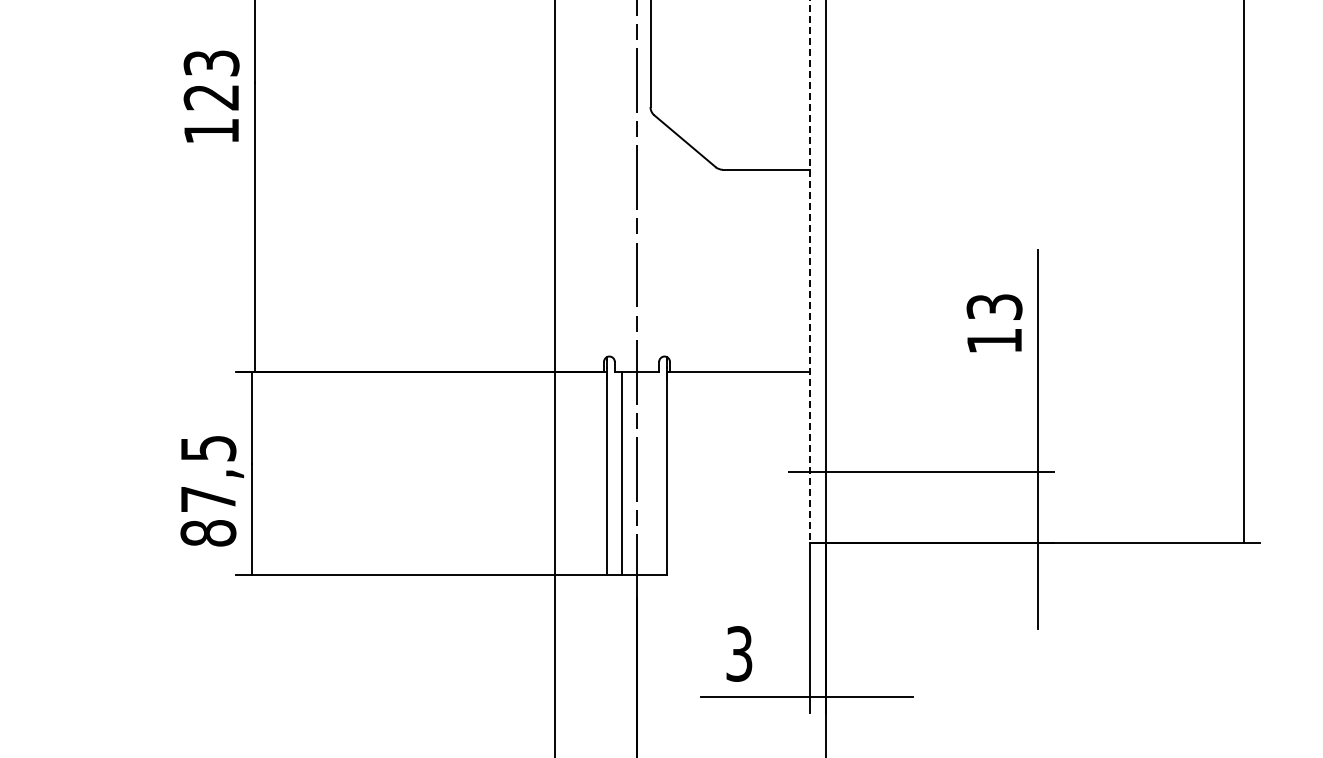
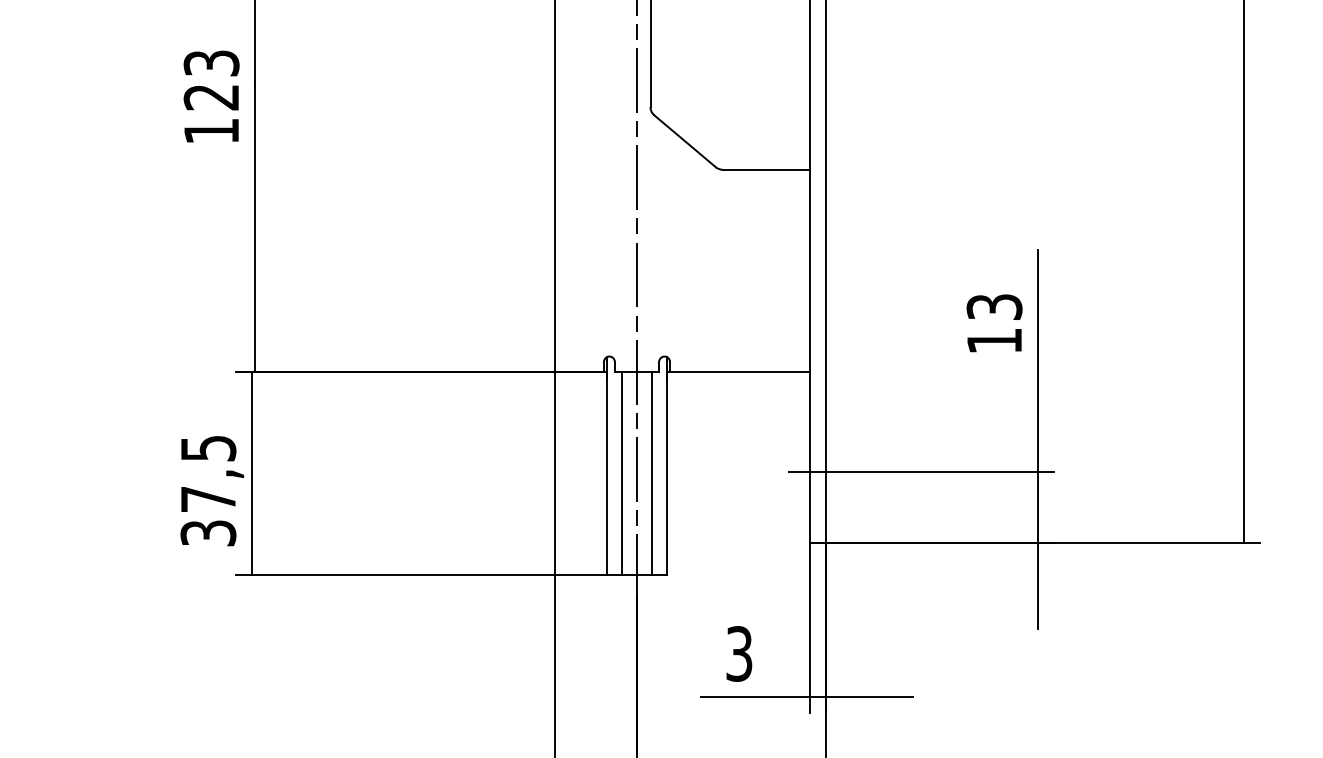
line: dashed -> solid (810, 271)
line: none -> present (651, 473)
text: 87,5 -> 37,5 (208, 533)
